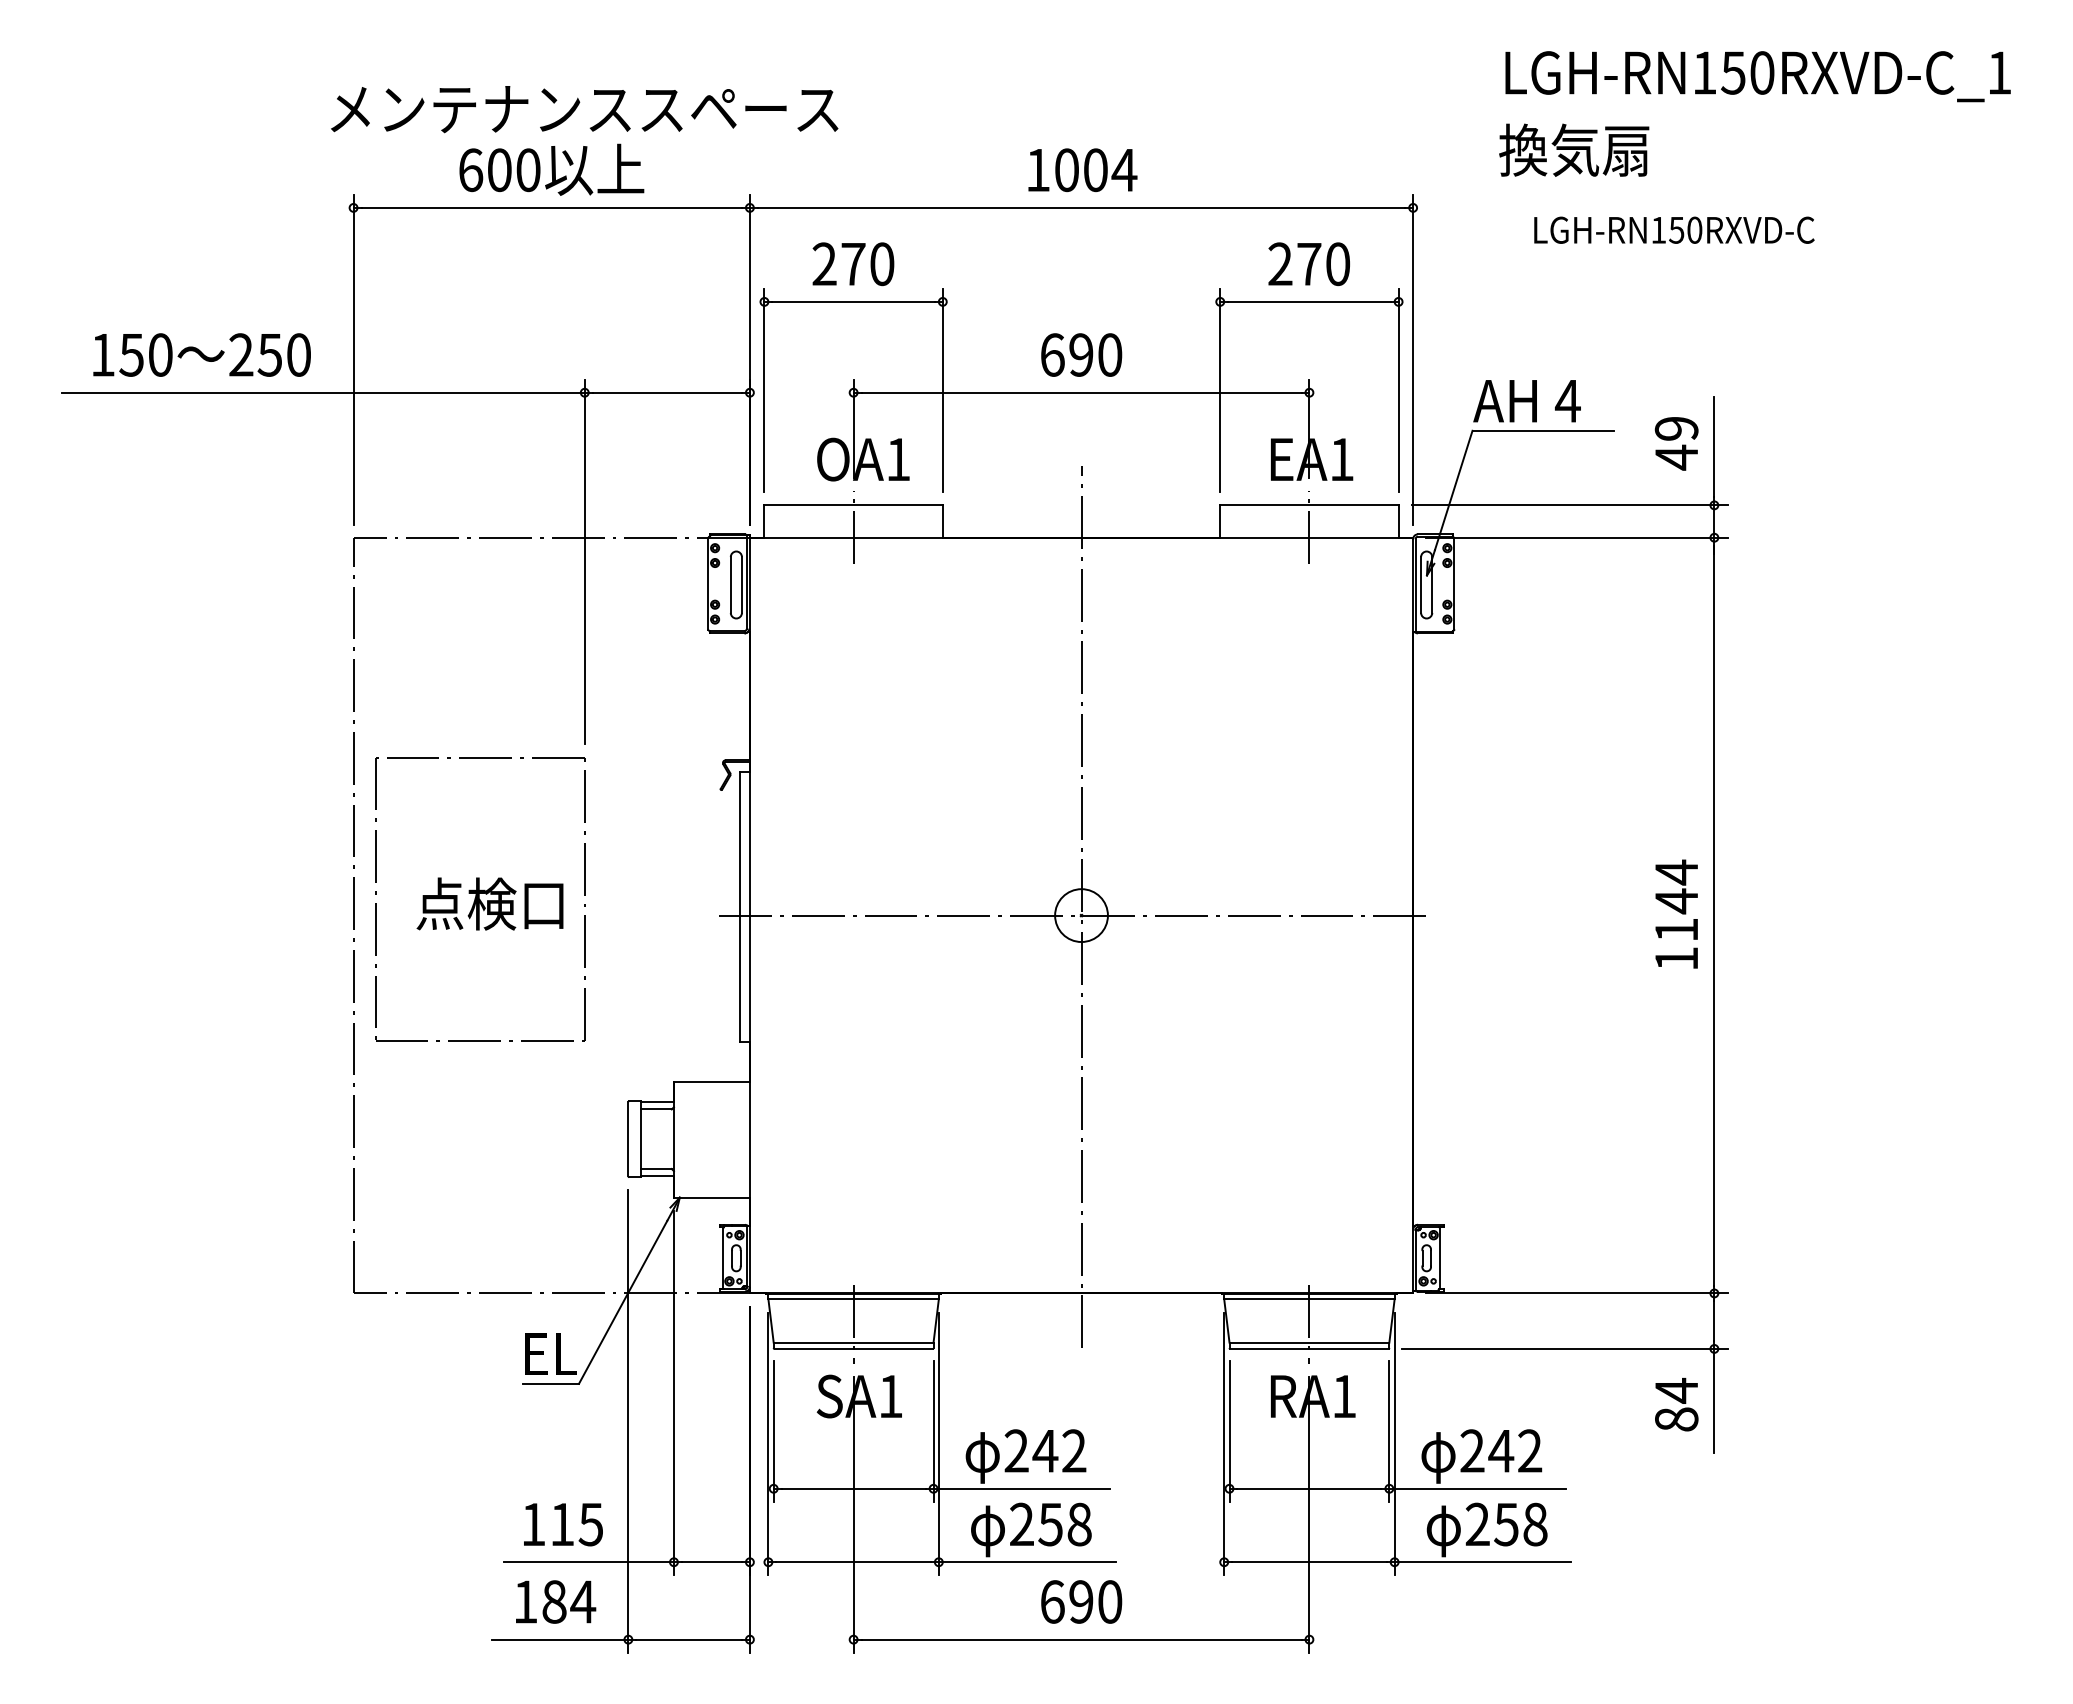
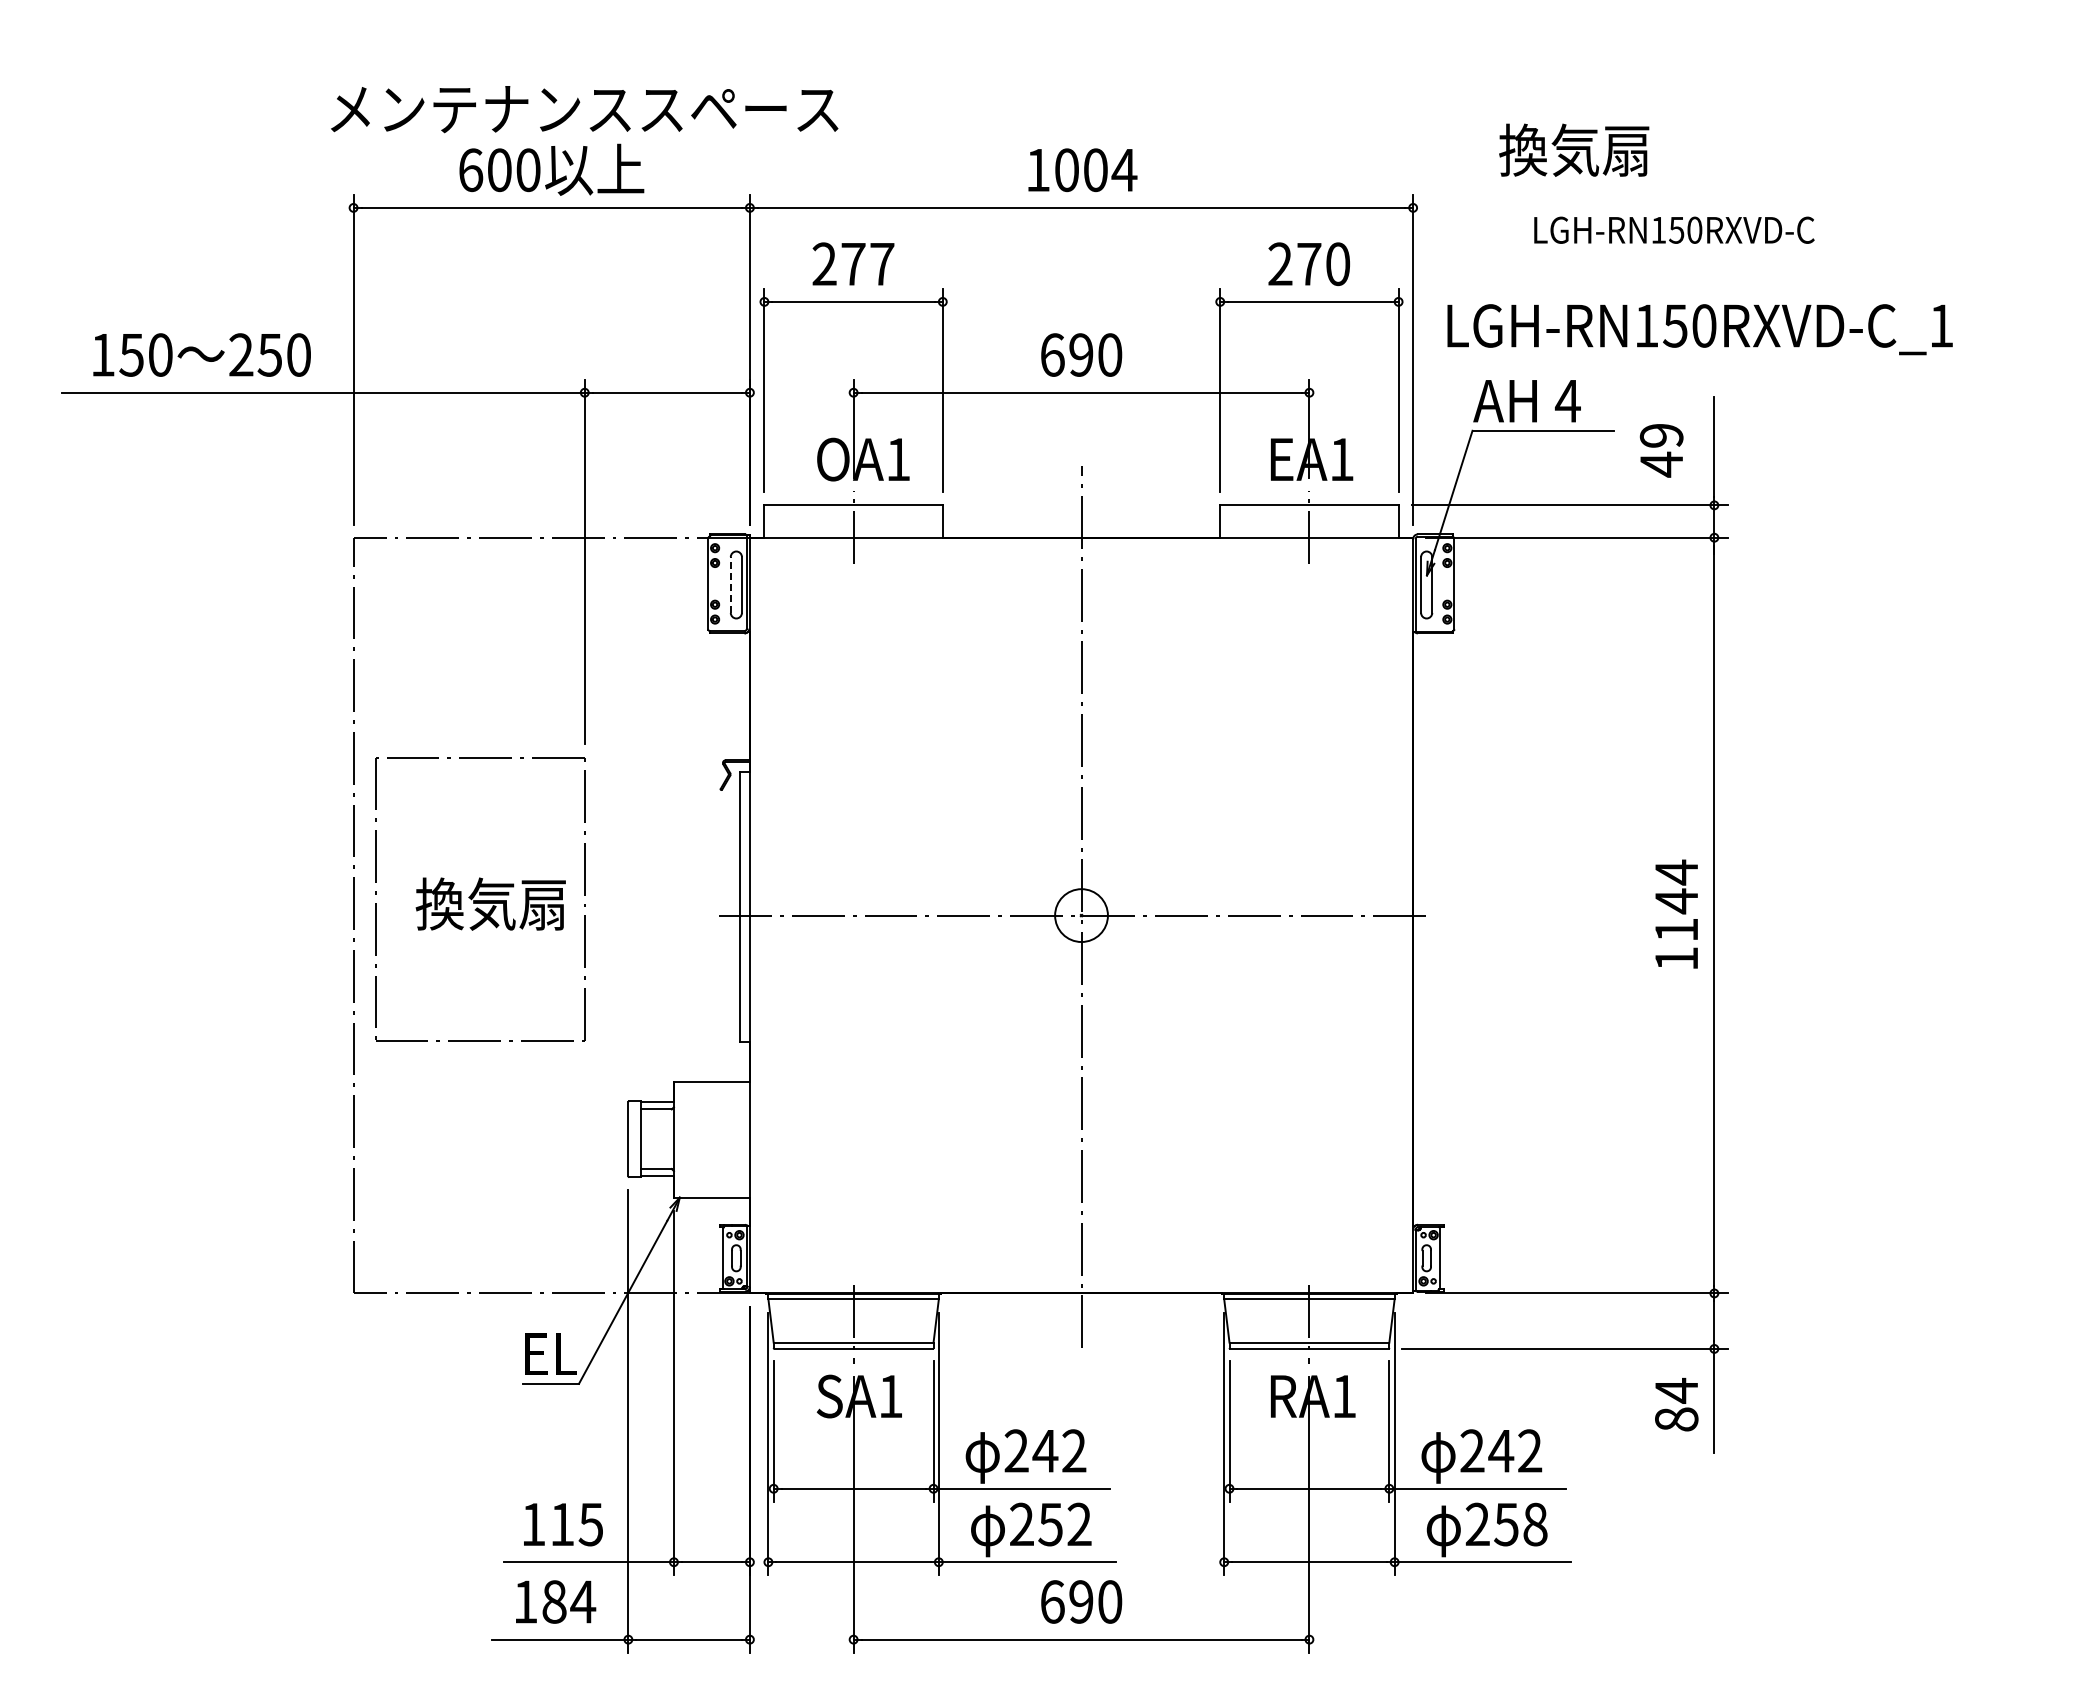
text position: (1757, 76) -> (1699, 329) (1699, 329)
text: 270 -> 277 (882, 264)
text position: (1676, 443) -> (1661, 450) (1661, 450)
line: solid -> dashed (730, 585)
text: 点検口 -> 換気扇 (490, 903)
text: 258 -> 252 (1079, 1524)
